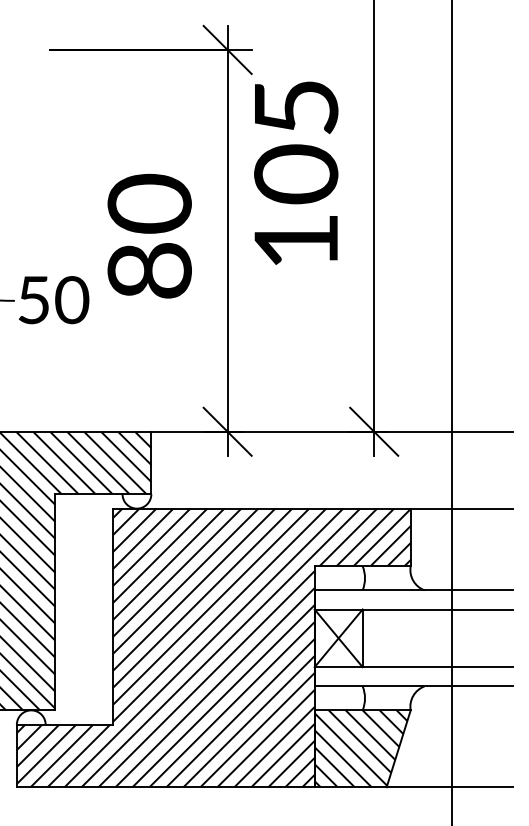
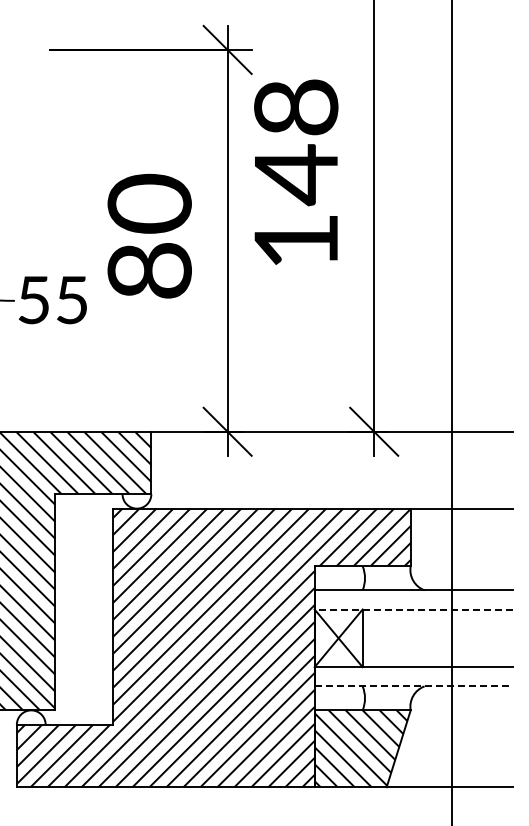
text: 105 -> 148 (296, 142)
text: 50 -> 55 (72, 300)
line: solid -> dashed (413, 609)
line: solid -> dashed (414, 686)
